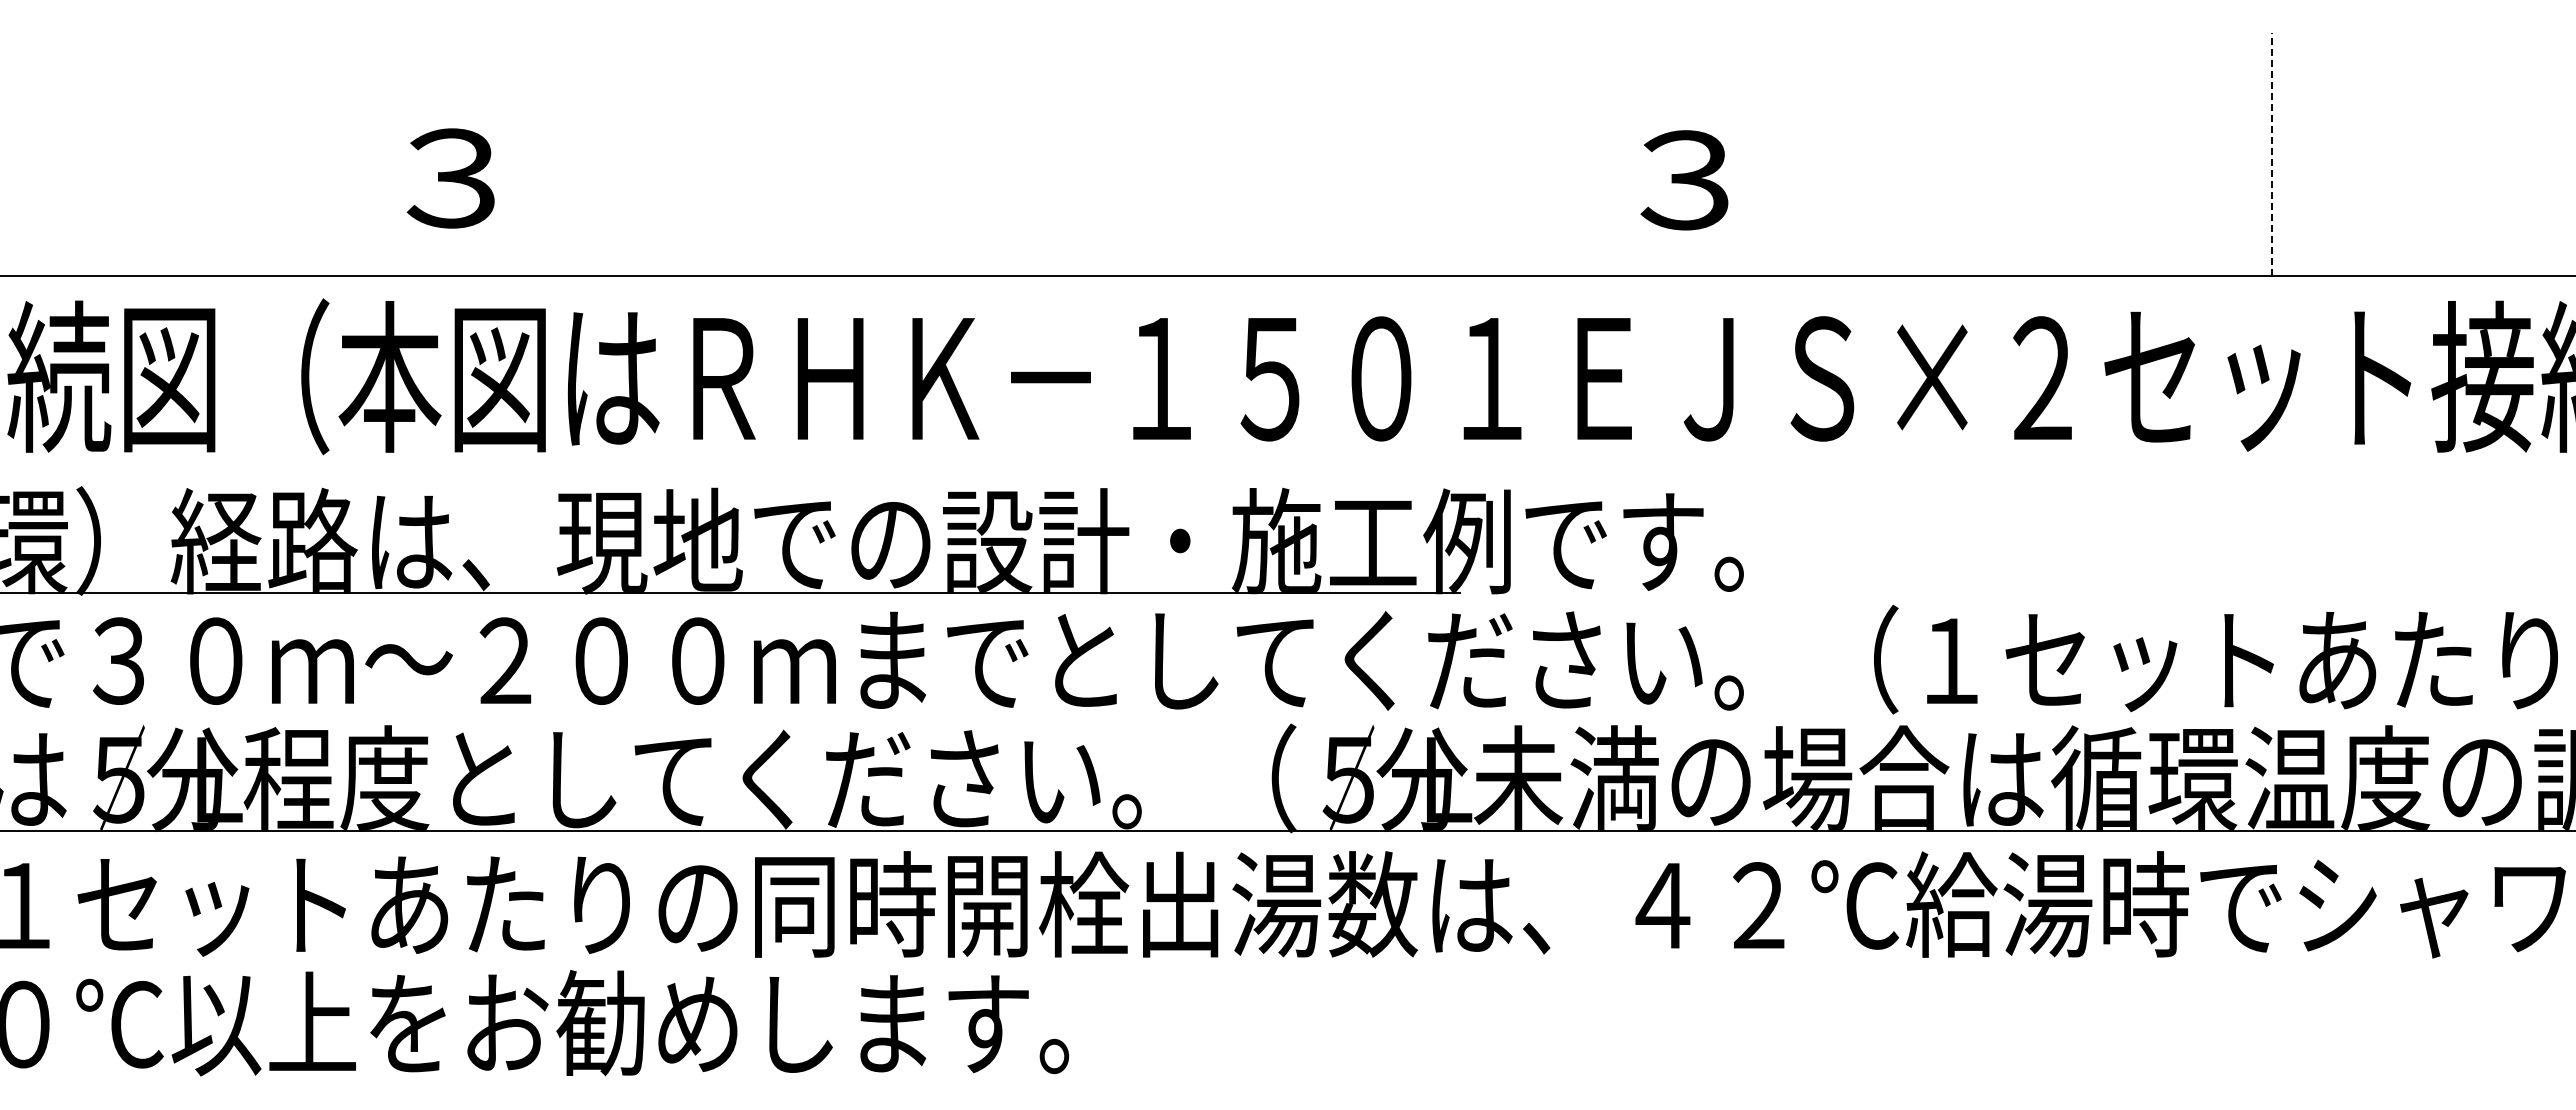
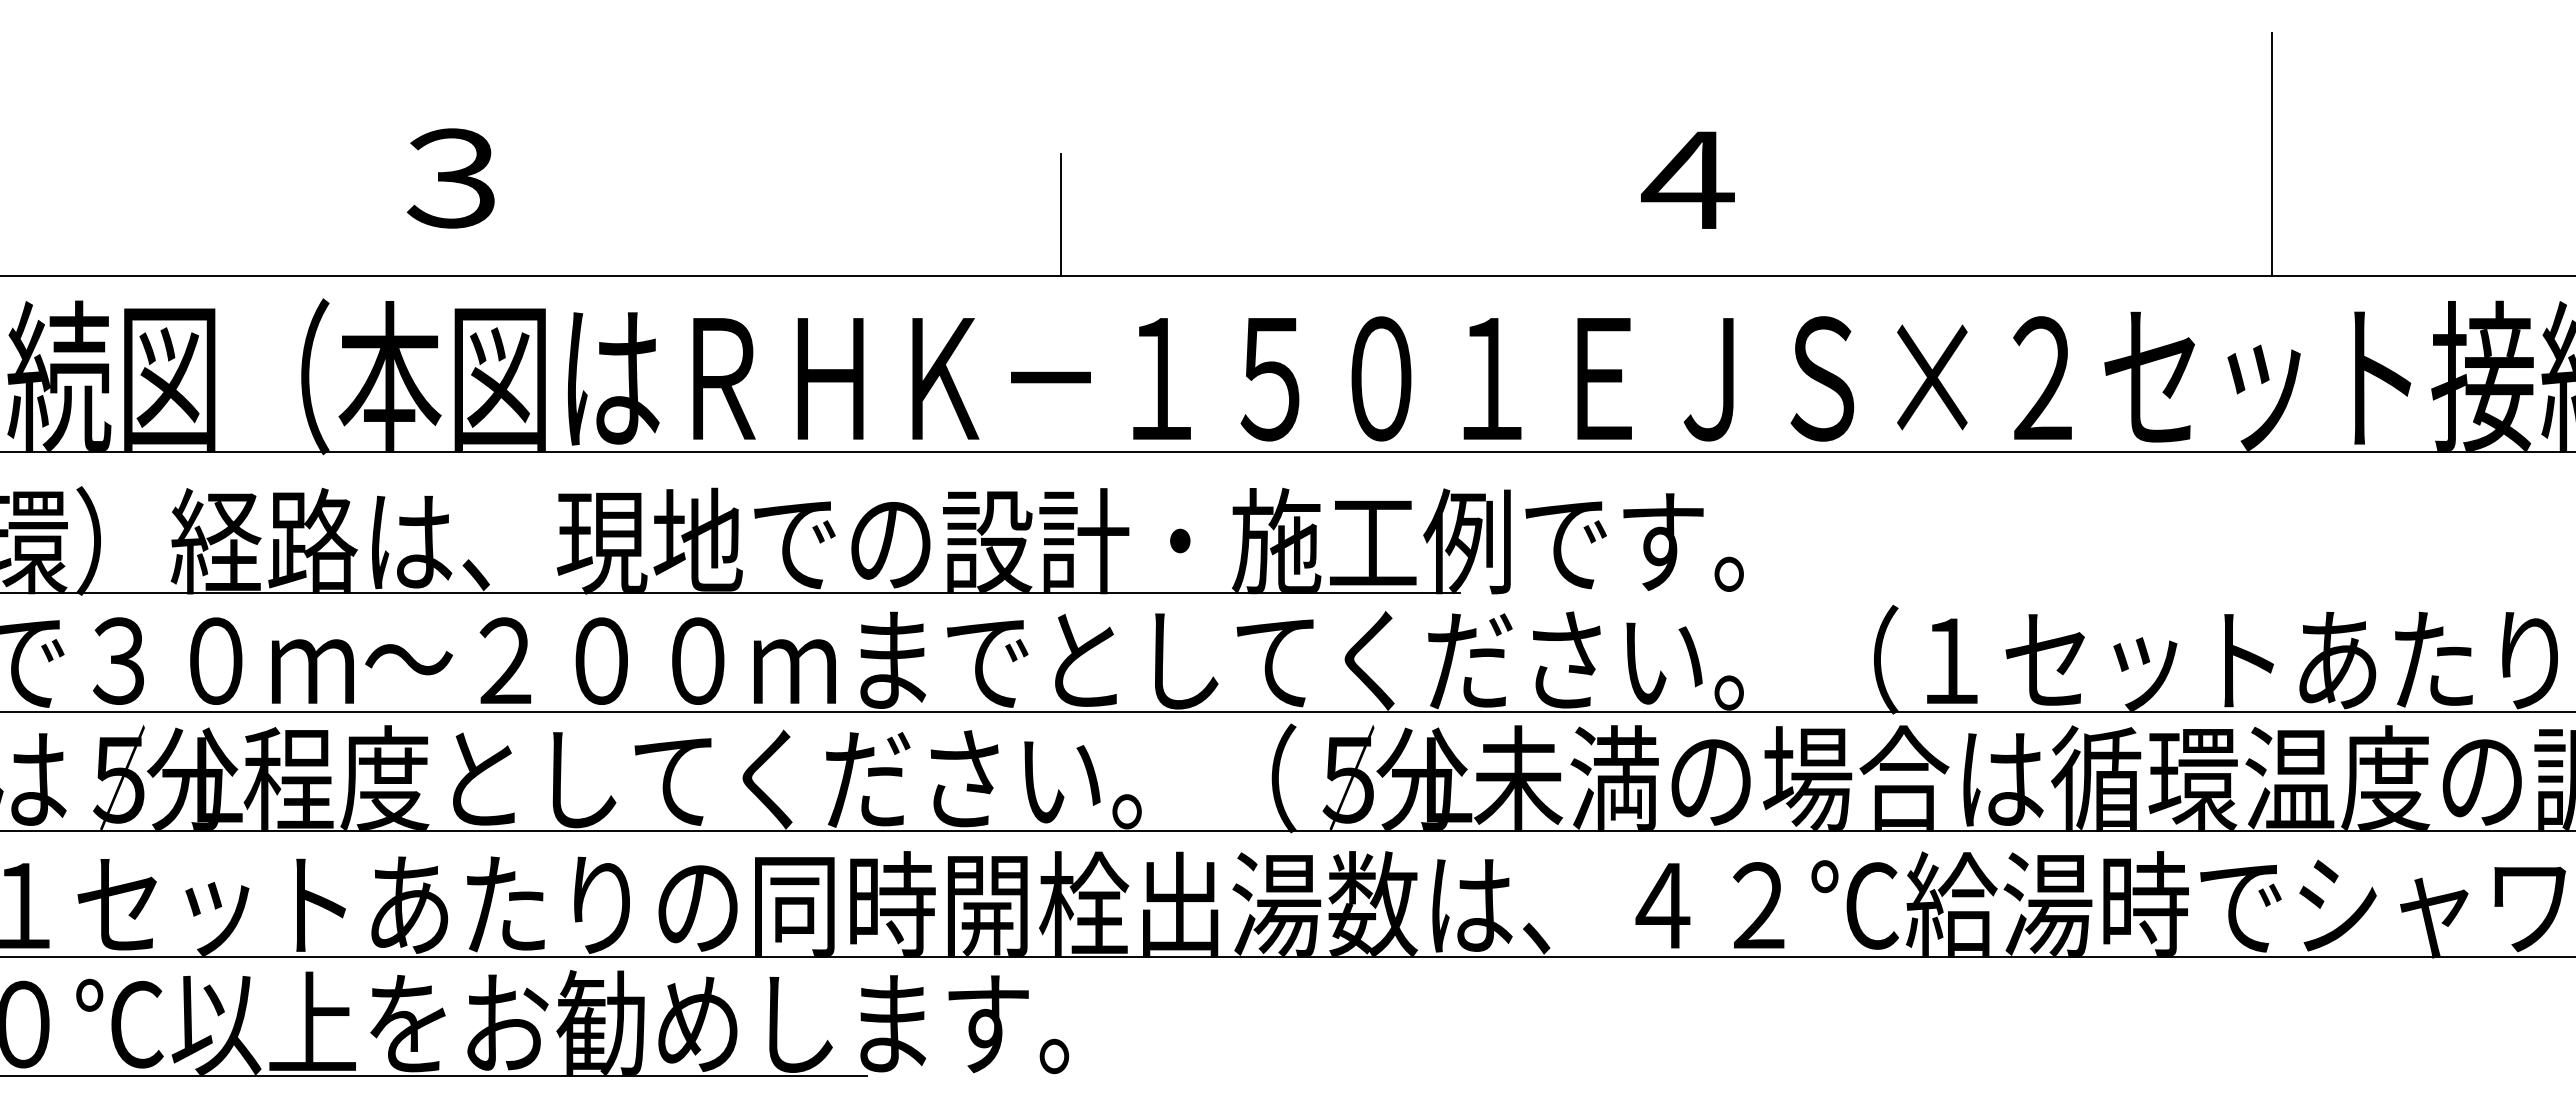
line: dashed -> solid (2272, 153)
text: ３ -> ４ (1687, 180)
line: none -> present (1061, 214)
line: none -> present (1287, 451)
line: none -> present (1287, 712)
line: none -> present (1287, 956)
line: none -> present (434, 1075)
